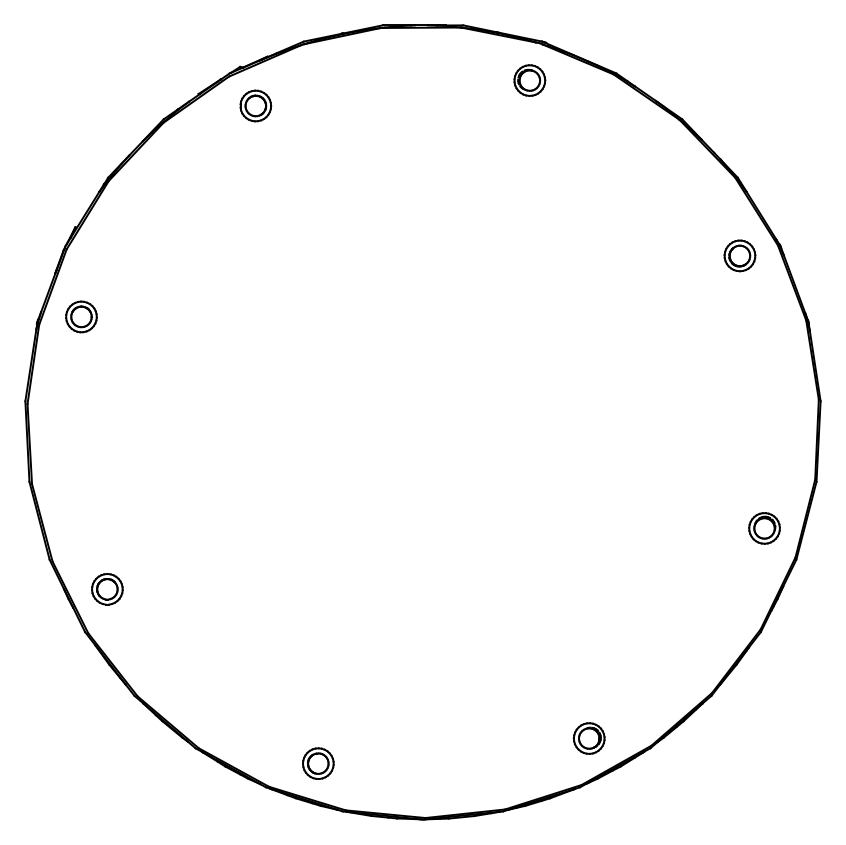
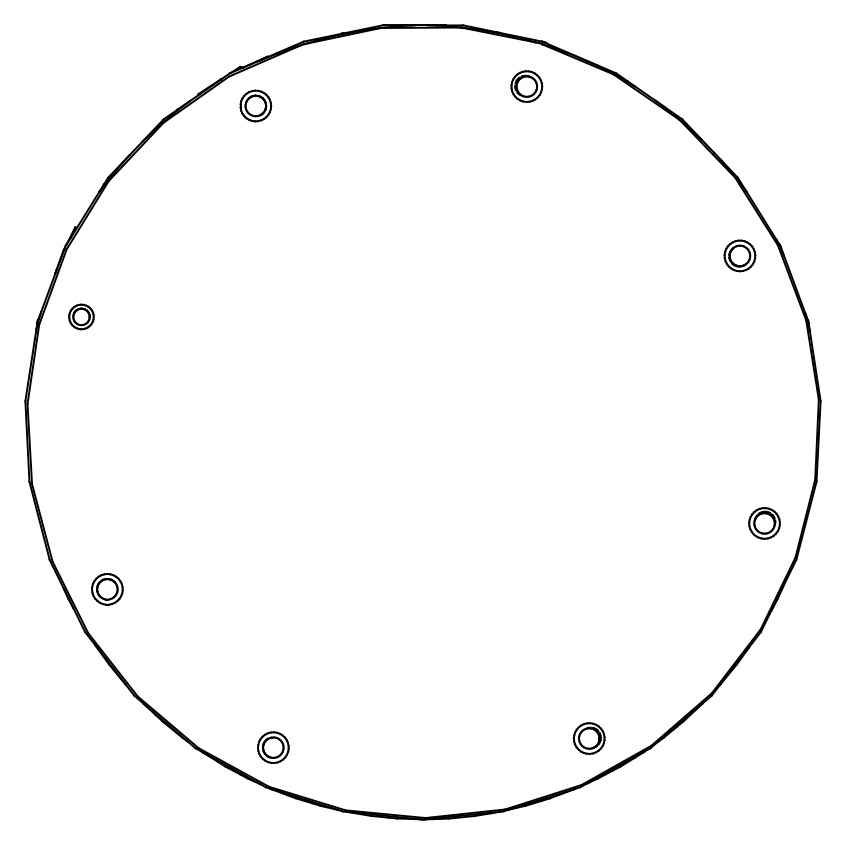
part position: (529, 80) -> (526, 86) (526, 86)
part size: 33x34 px -> 27x28 px (81, 316)
part position: (764, 528) -> (764, 523) (764, 523)
part position: (318, 763) -> (273, 747) (273, 747)
